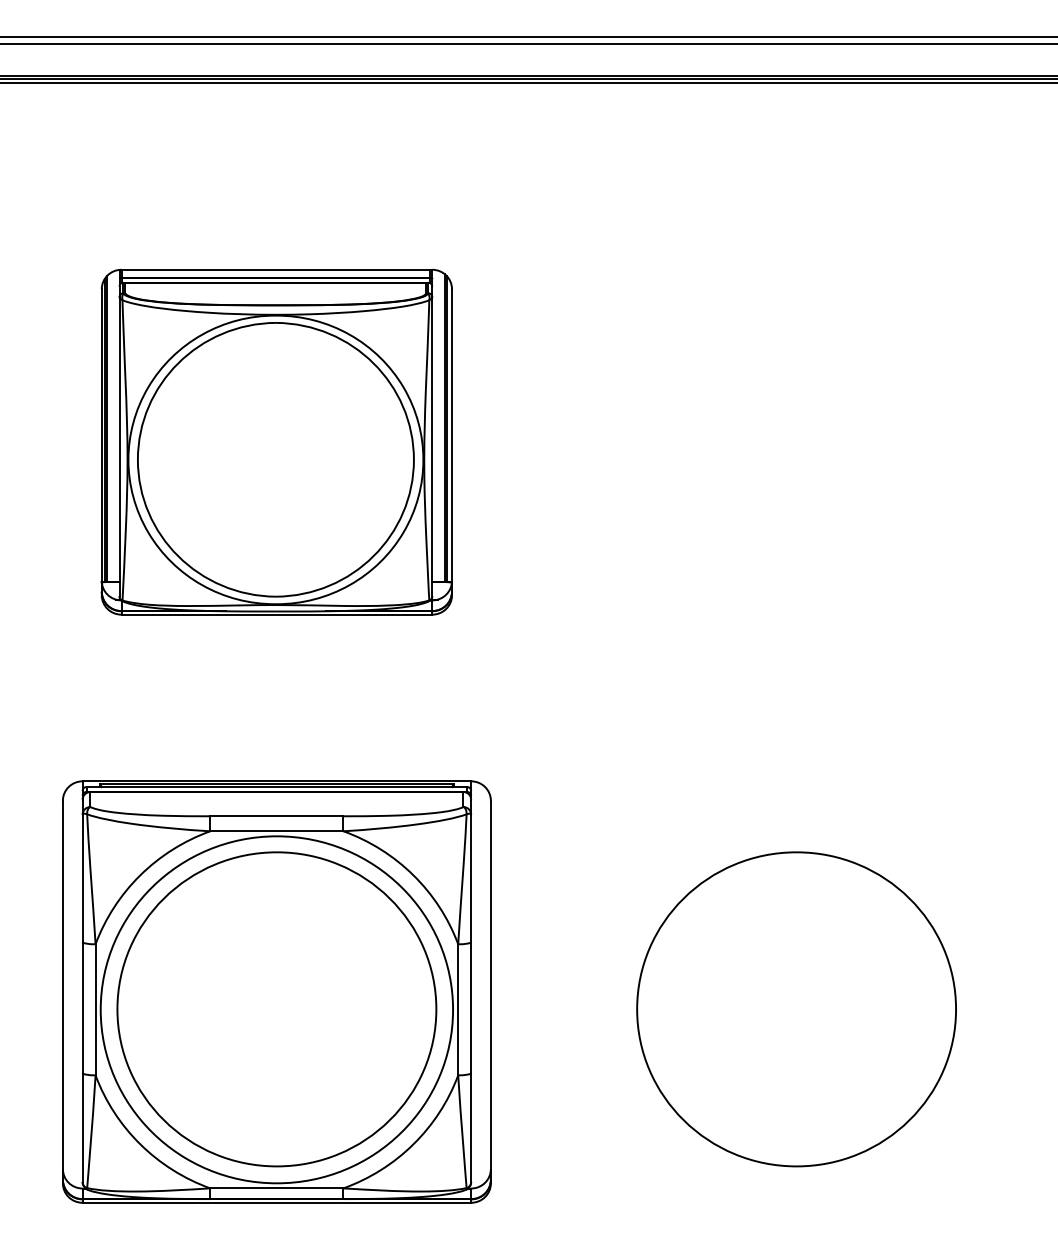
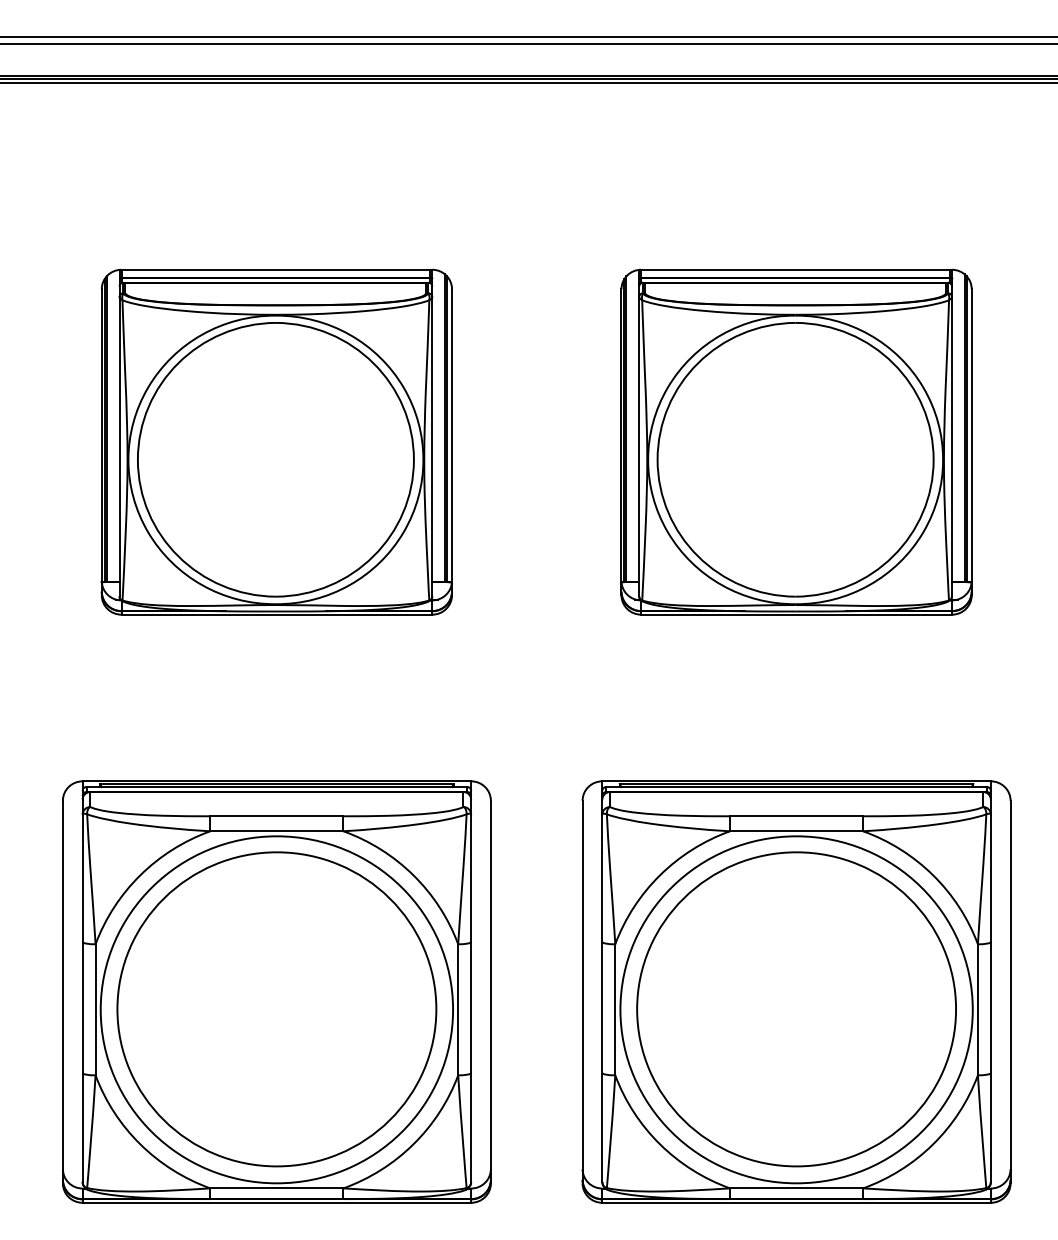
part: none -> present (796, 441)
part: none -> present (796, 991)
